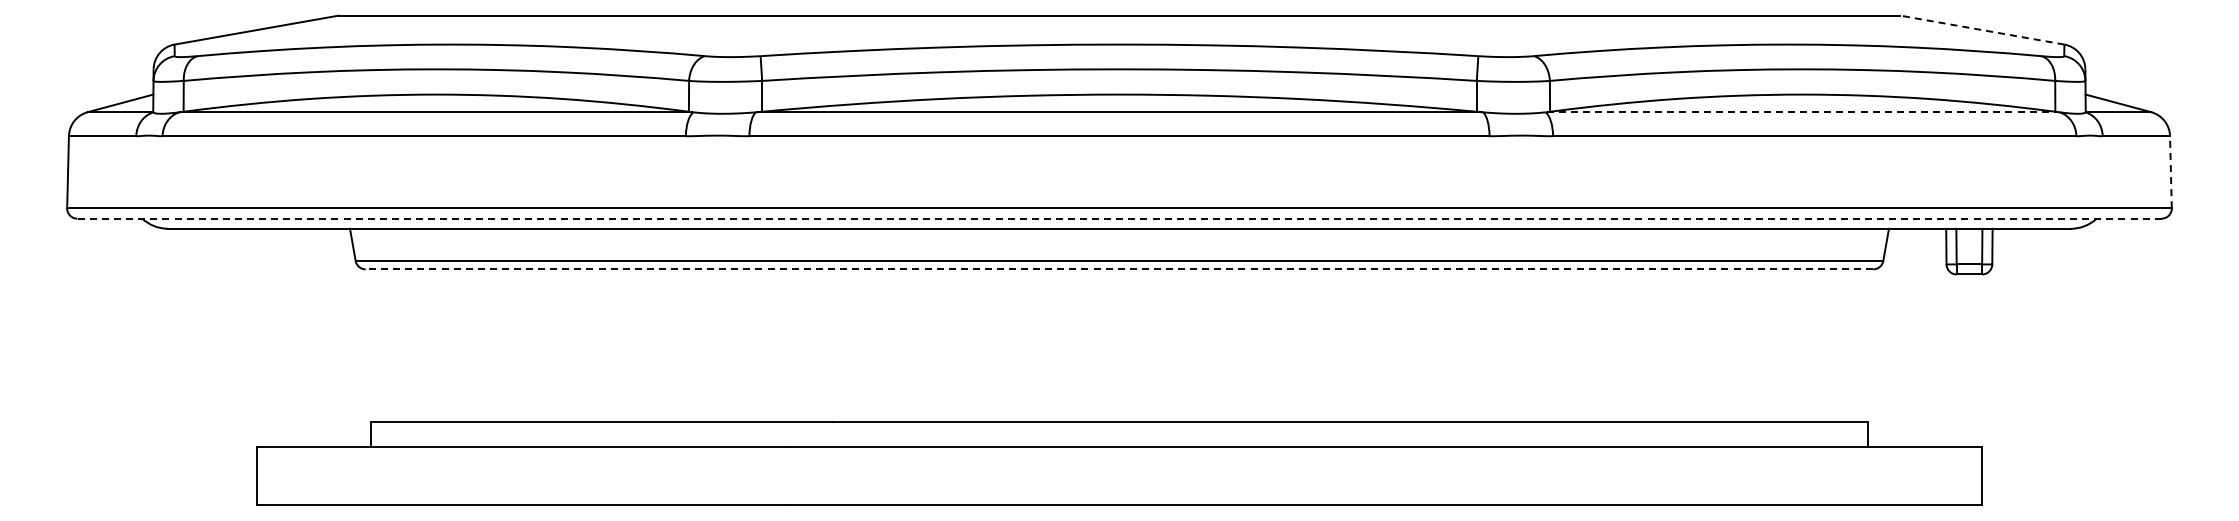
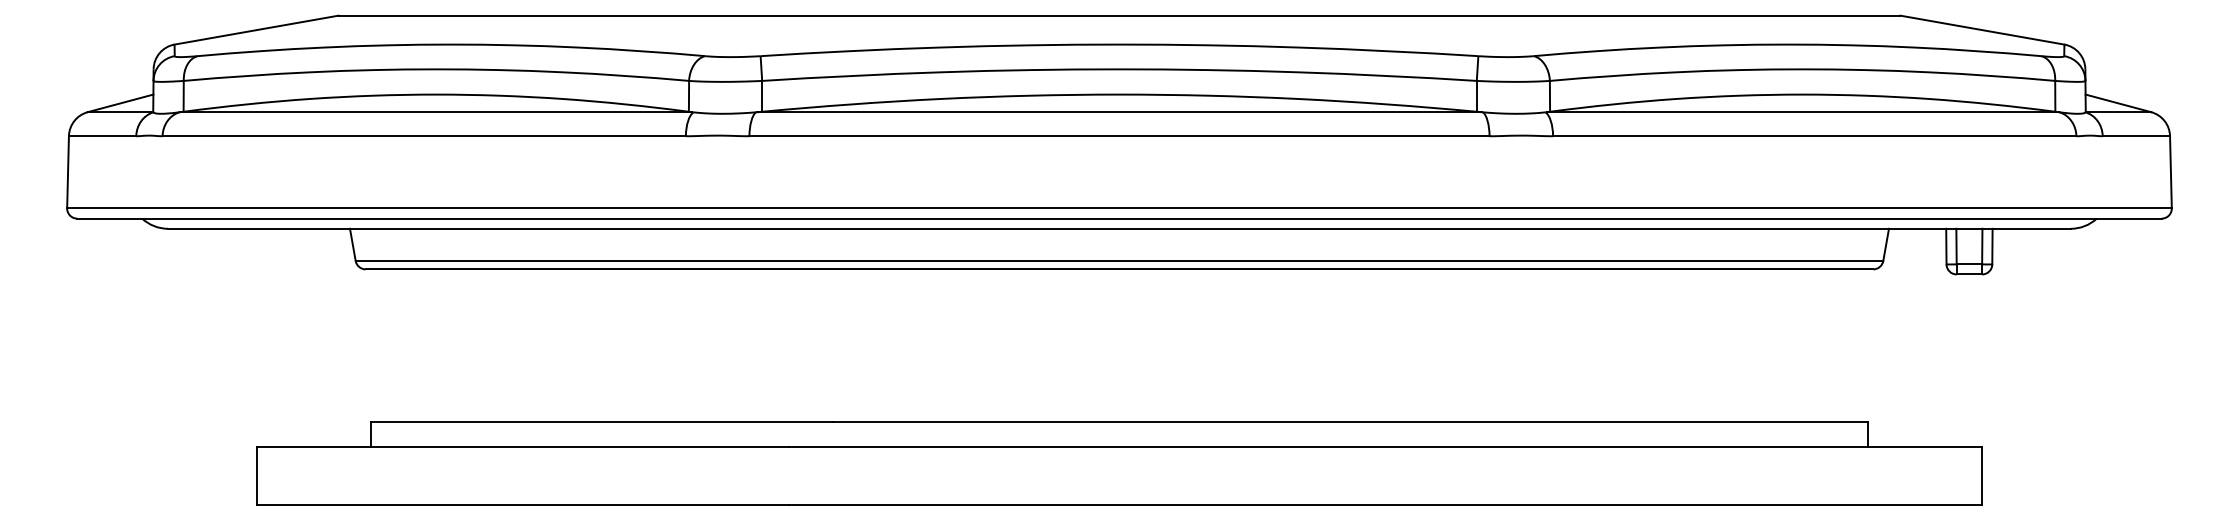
line: dashed -> solid (1981, 30)
line: dashed -> solid (1803, 112)
line: dashed -> solid (2170, 171)
line: dashed -> solid (1119, 218)
line: dashed -> solid (1119, 269)
